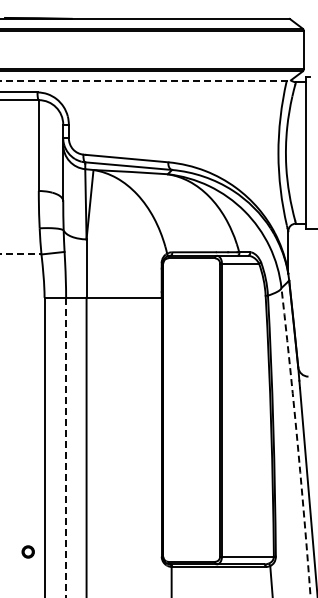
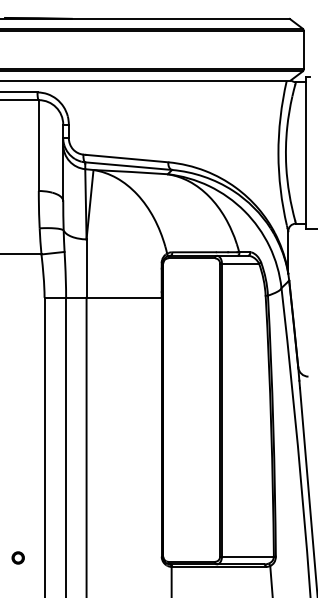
line: dashed -> solid (145, 81)
line: dashed -> solid (21, 254)
arc: dashed -> solid (297, 443)
line: dashed -> solid (66, 447)
circle position: (27, 551) -> (17, 557) (17, 557)
